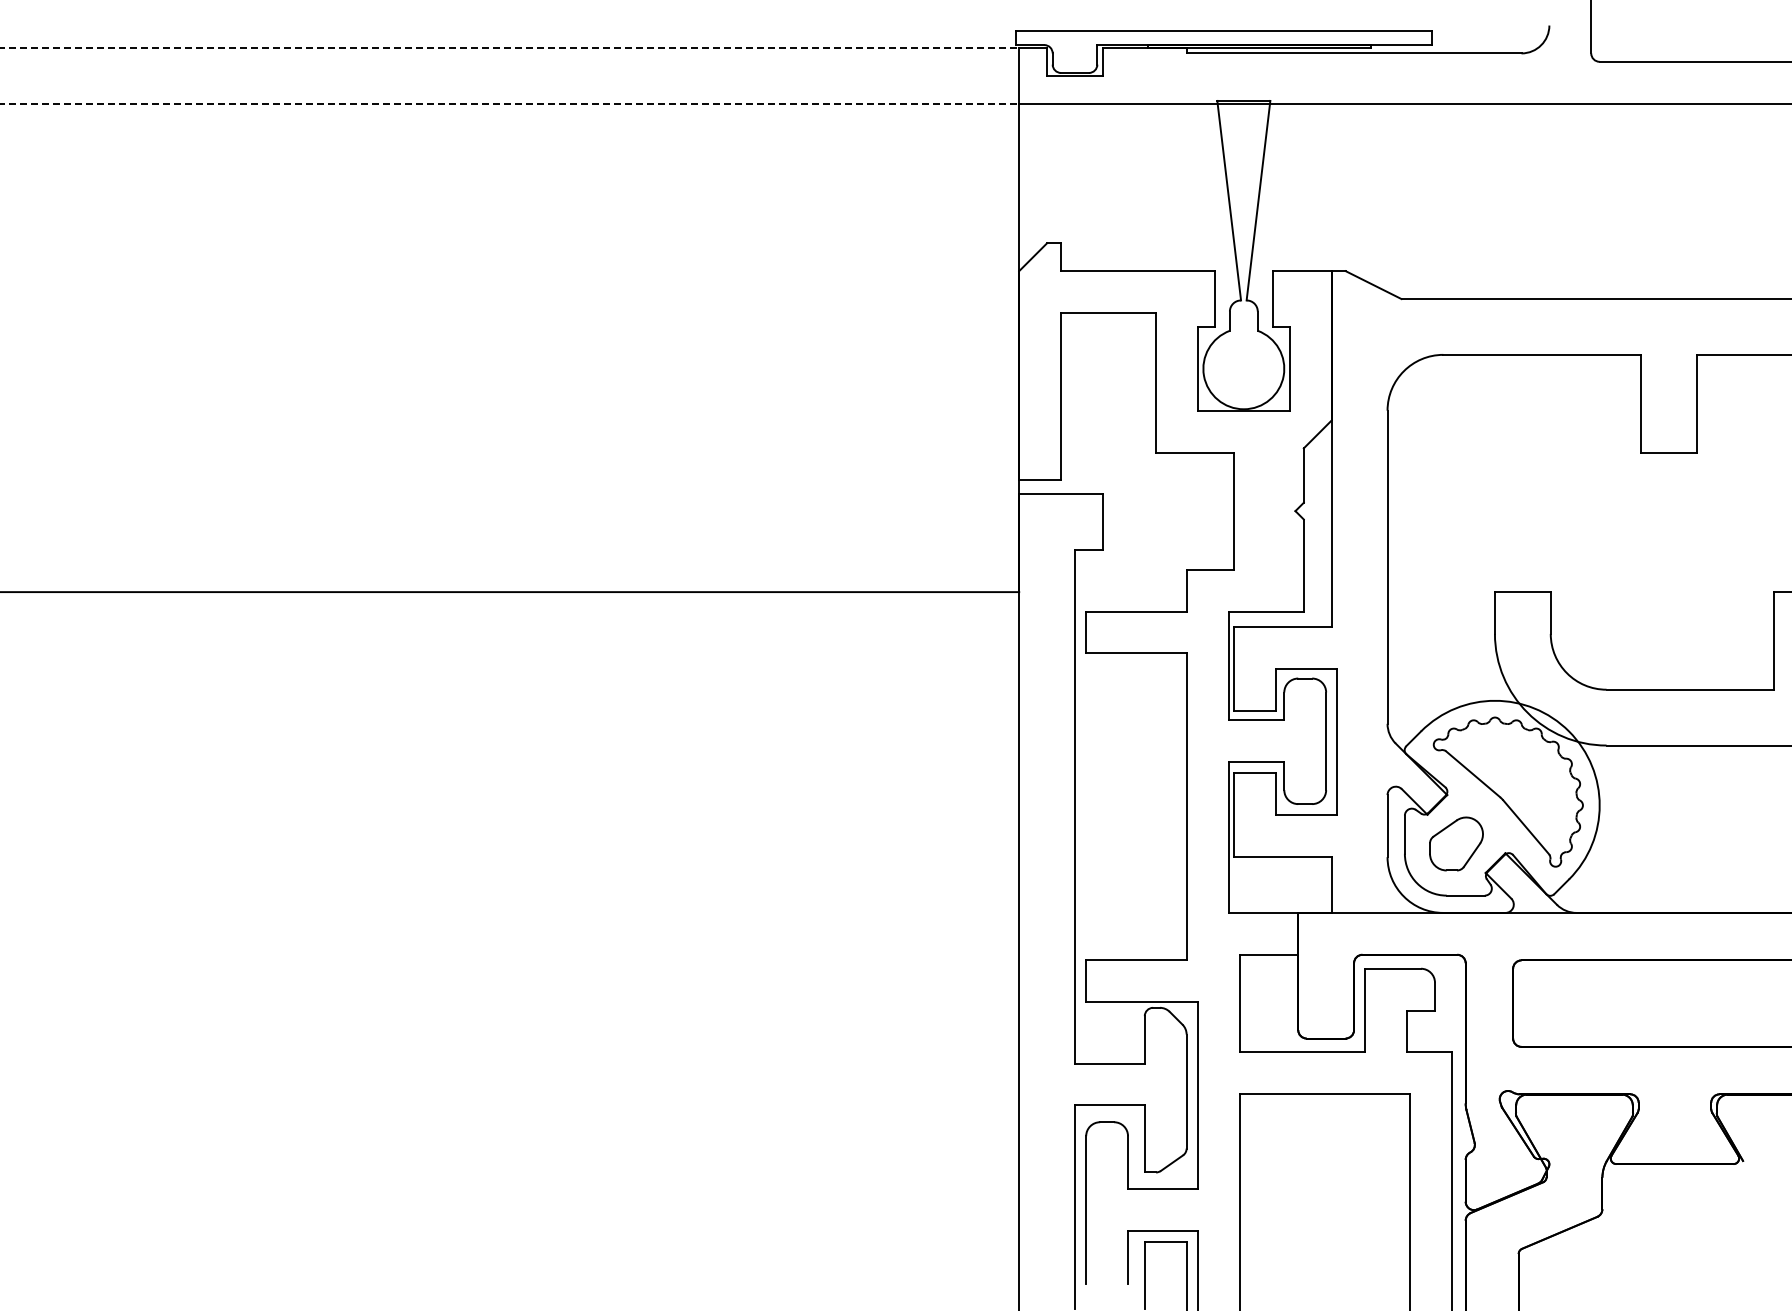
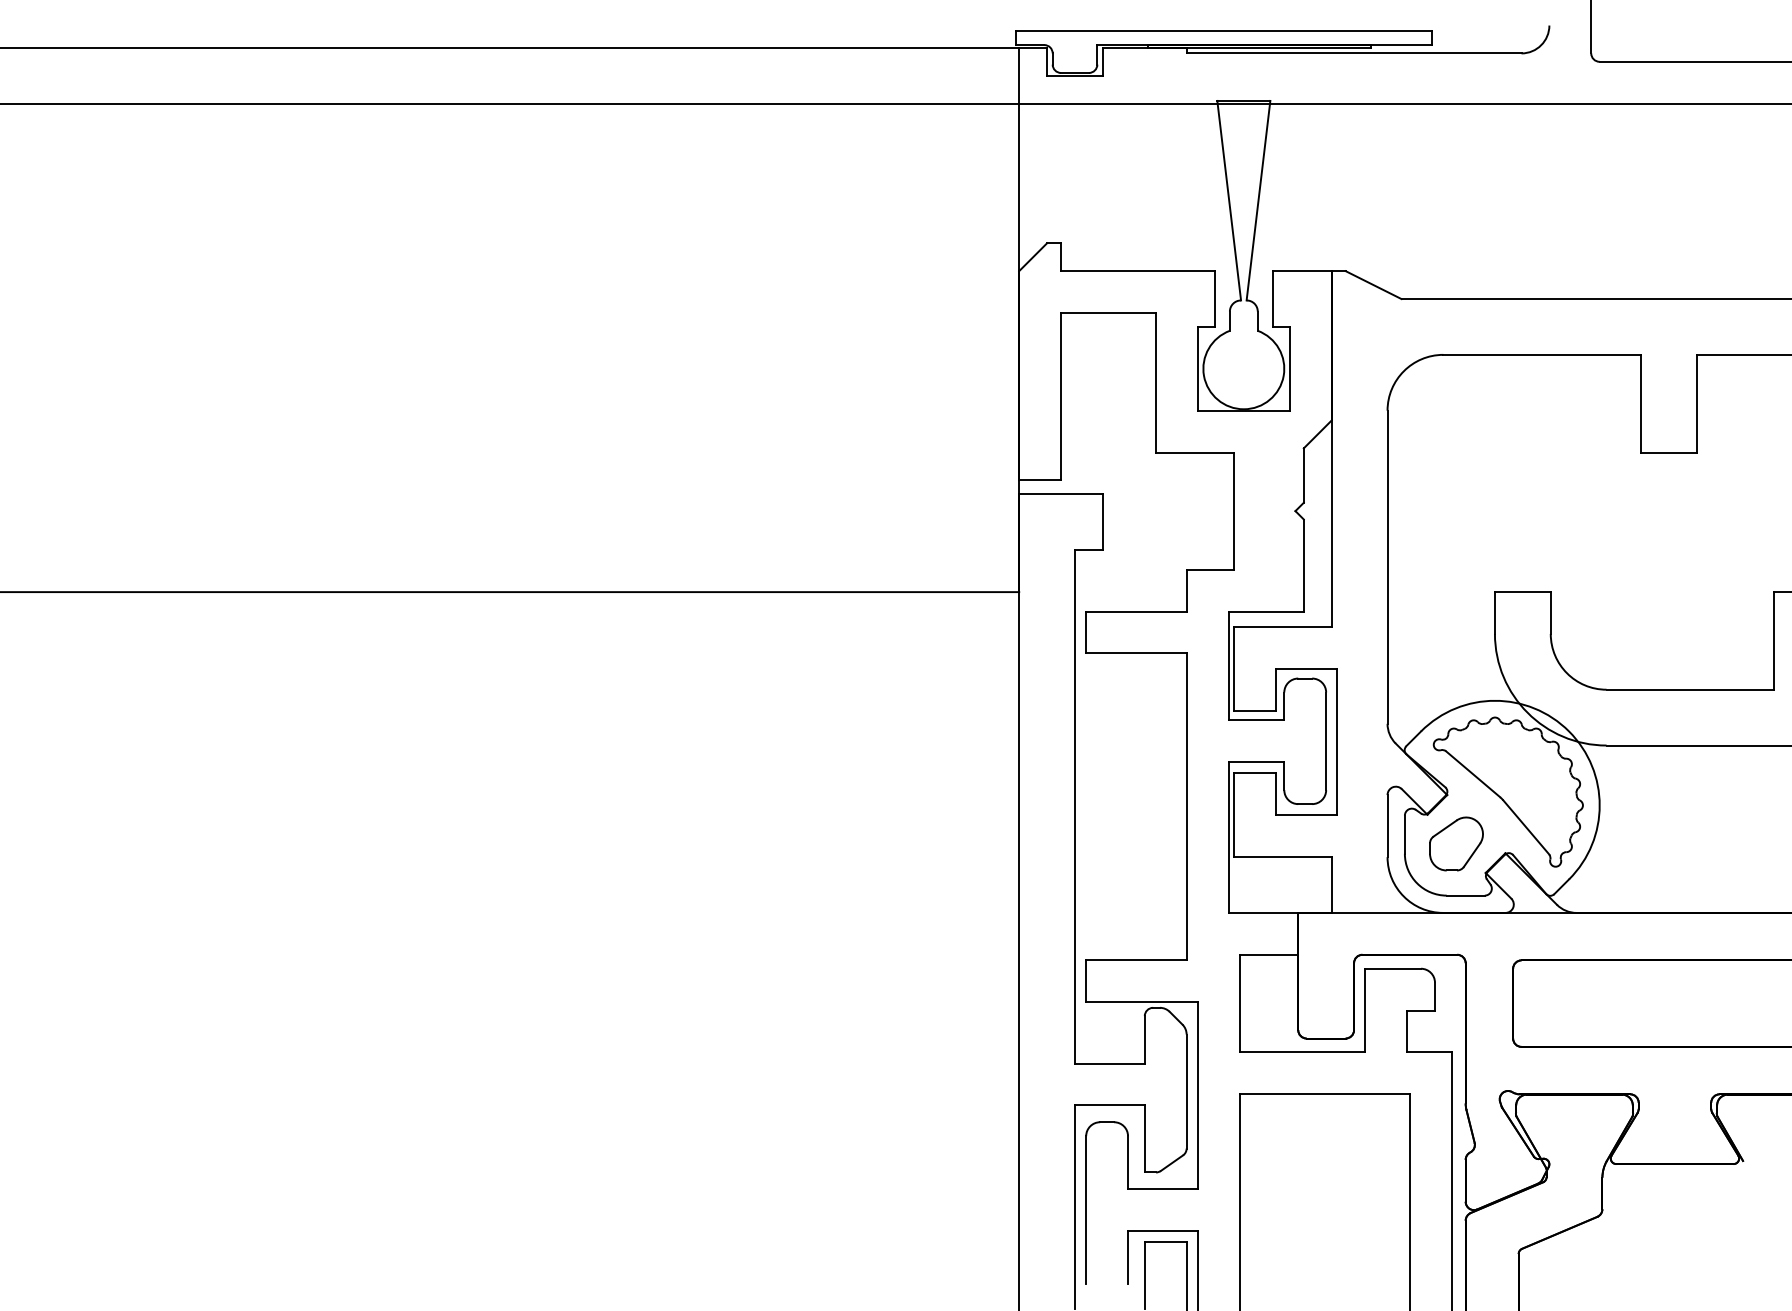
line: dashed -> solid (510, 47)
line: dashed -> solid (510, 103)
